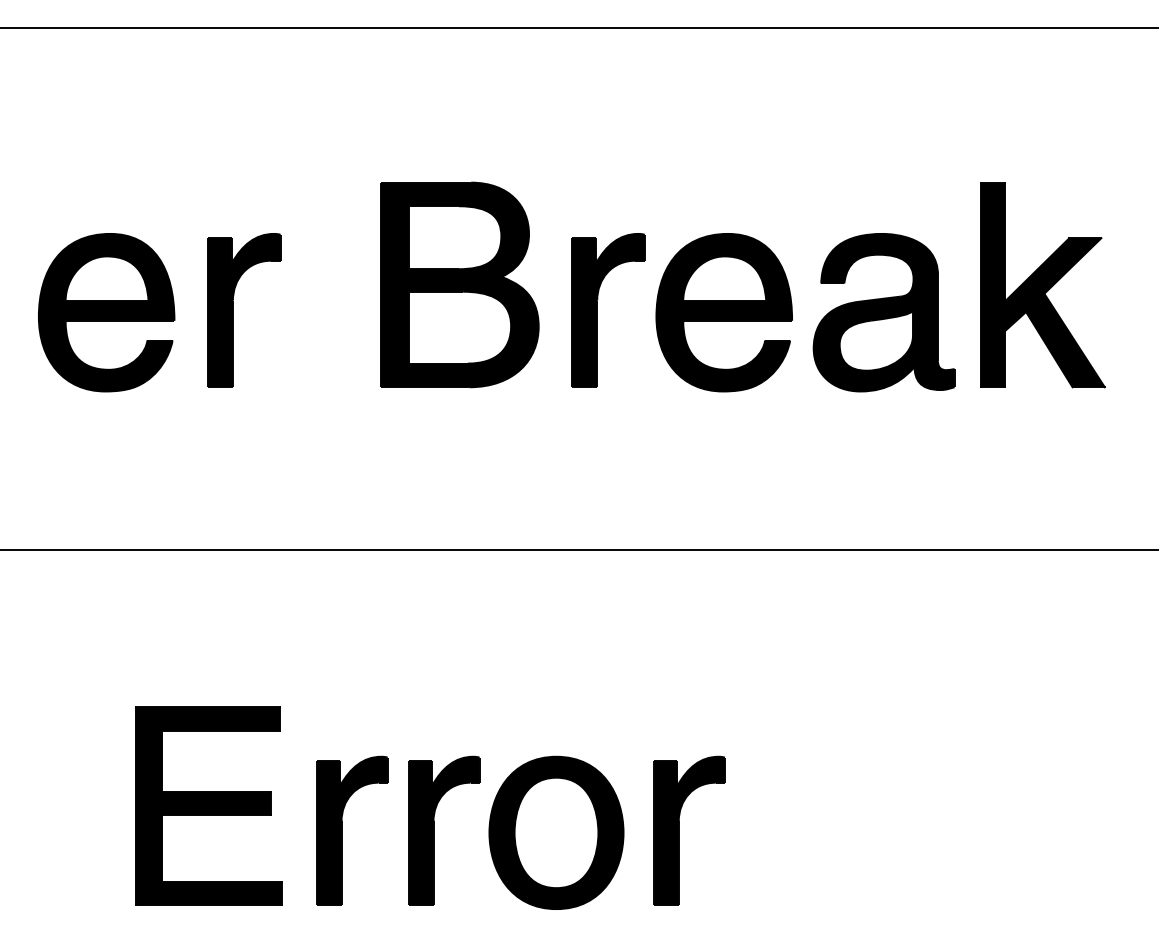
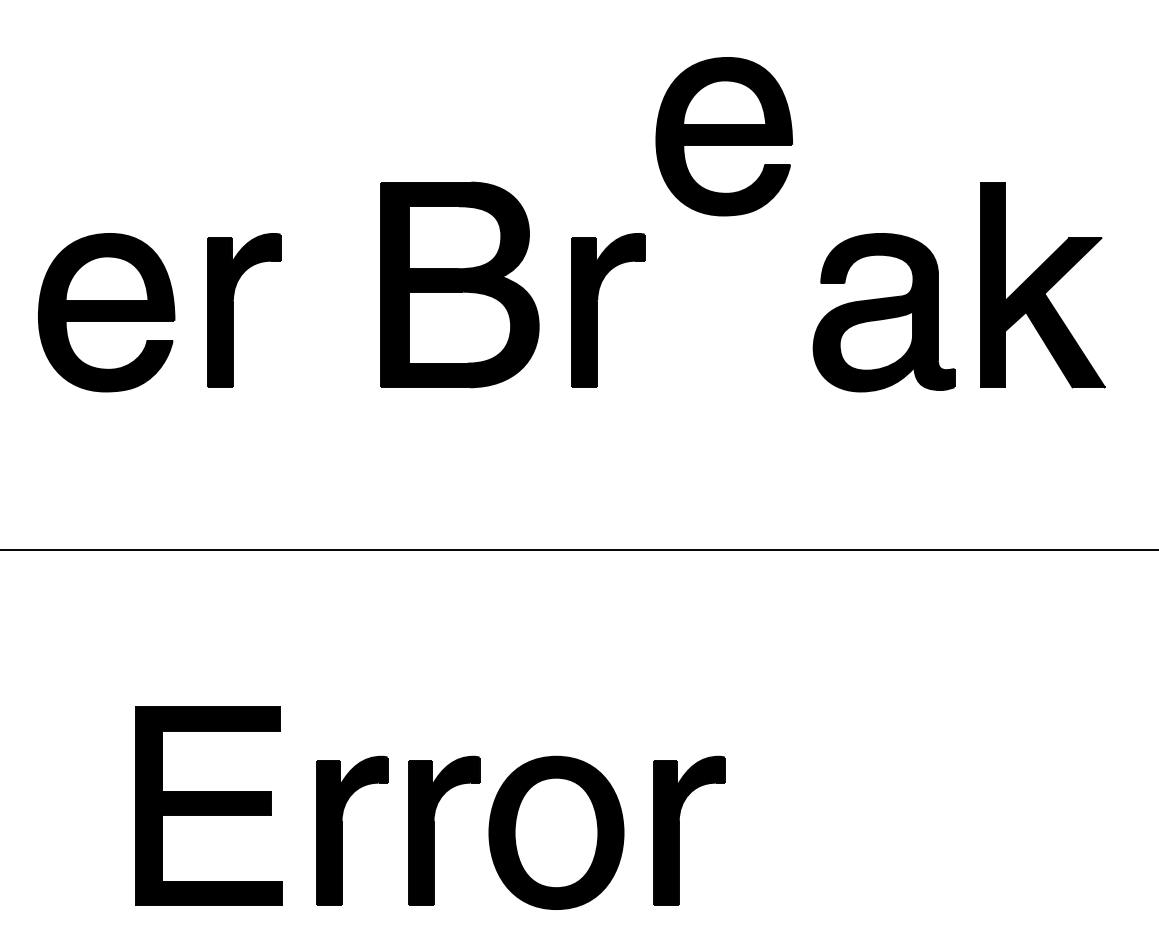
line: present -> none (578, 27)
part position: (723, 312) -> (723, 136) (723, 136)
